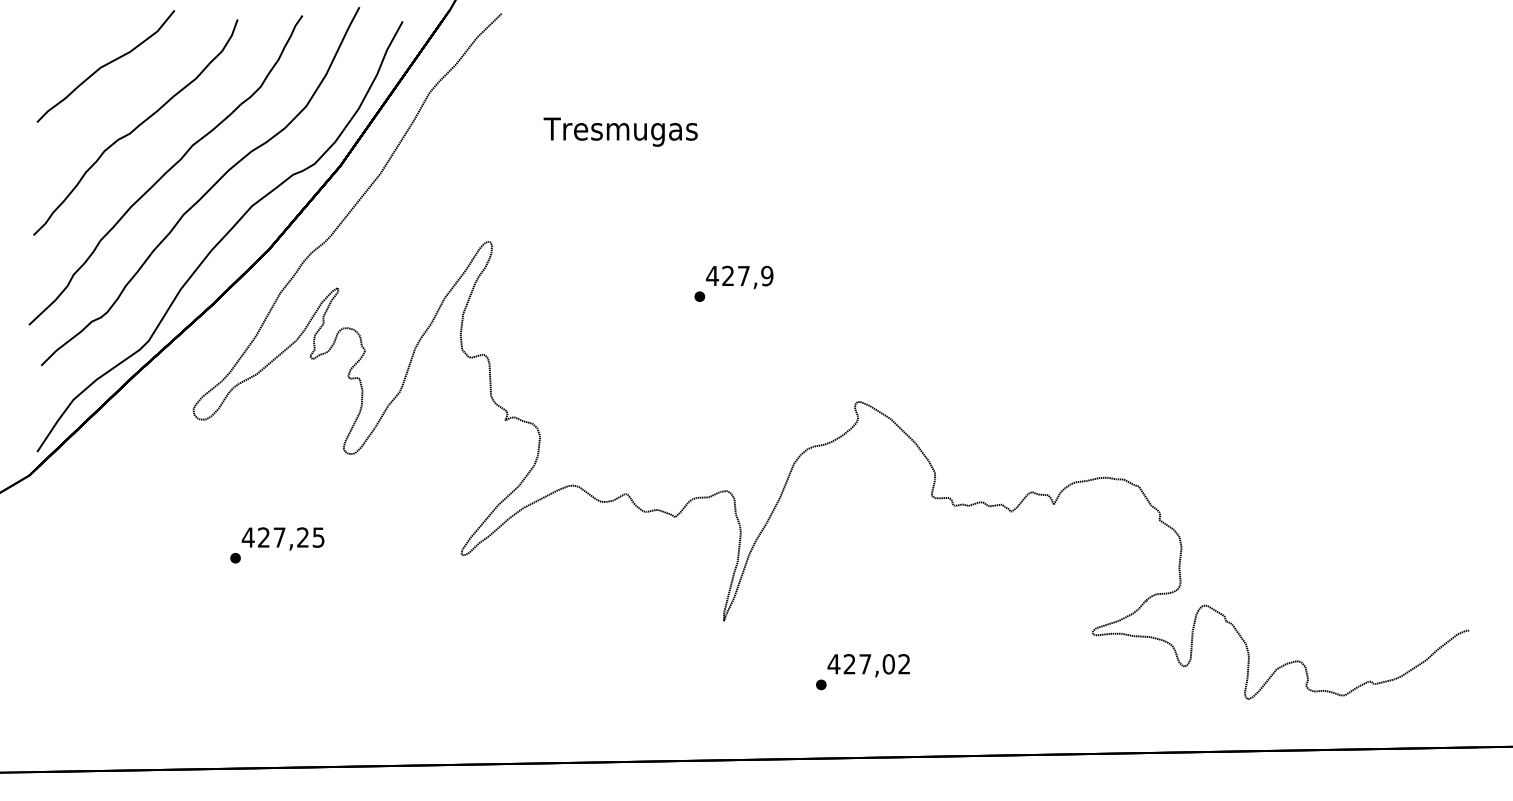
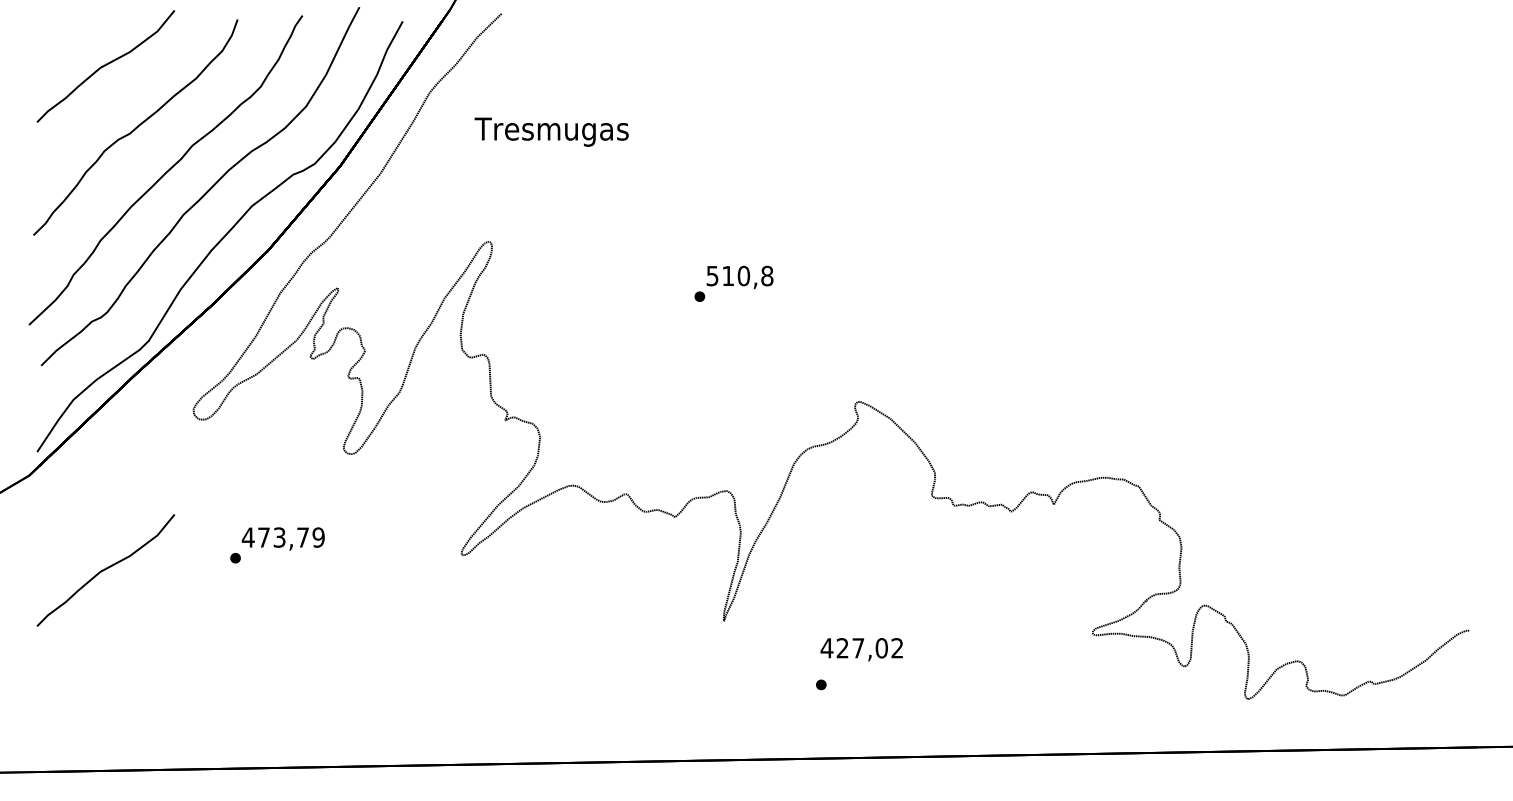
text position: (620, 131) -> (551, 131) (551, 131)
text: 427,9 -> 510,8 (739, 275)
text: 427,25 -> 473,79 (291, 537)
part: none -> present (105, 570)
text position: (868, 665) -> (861, 649) (861, 649)
